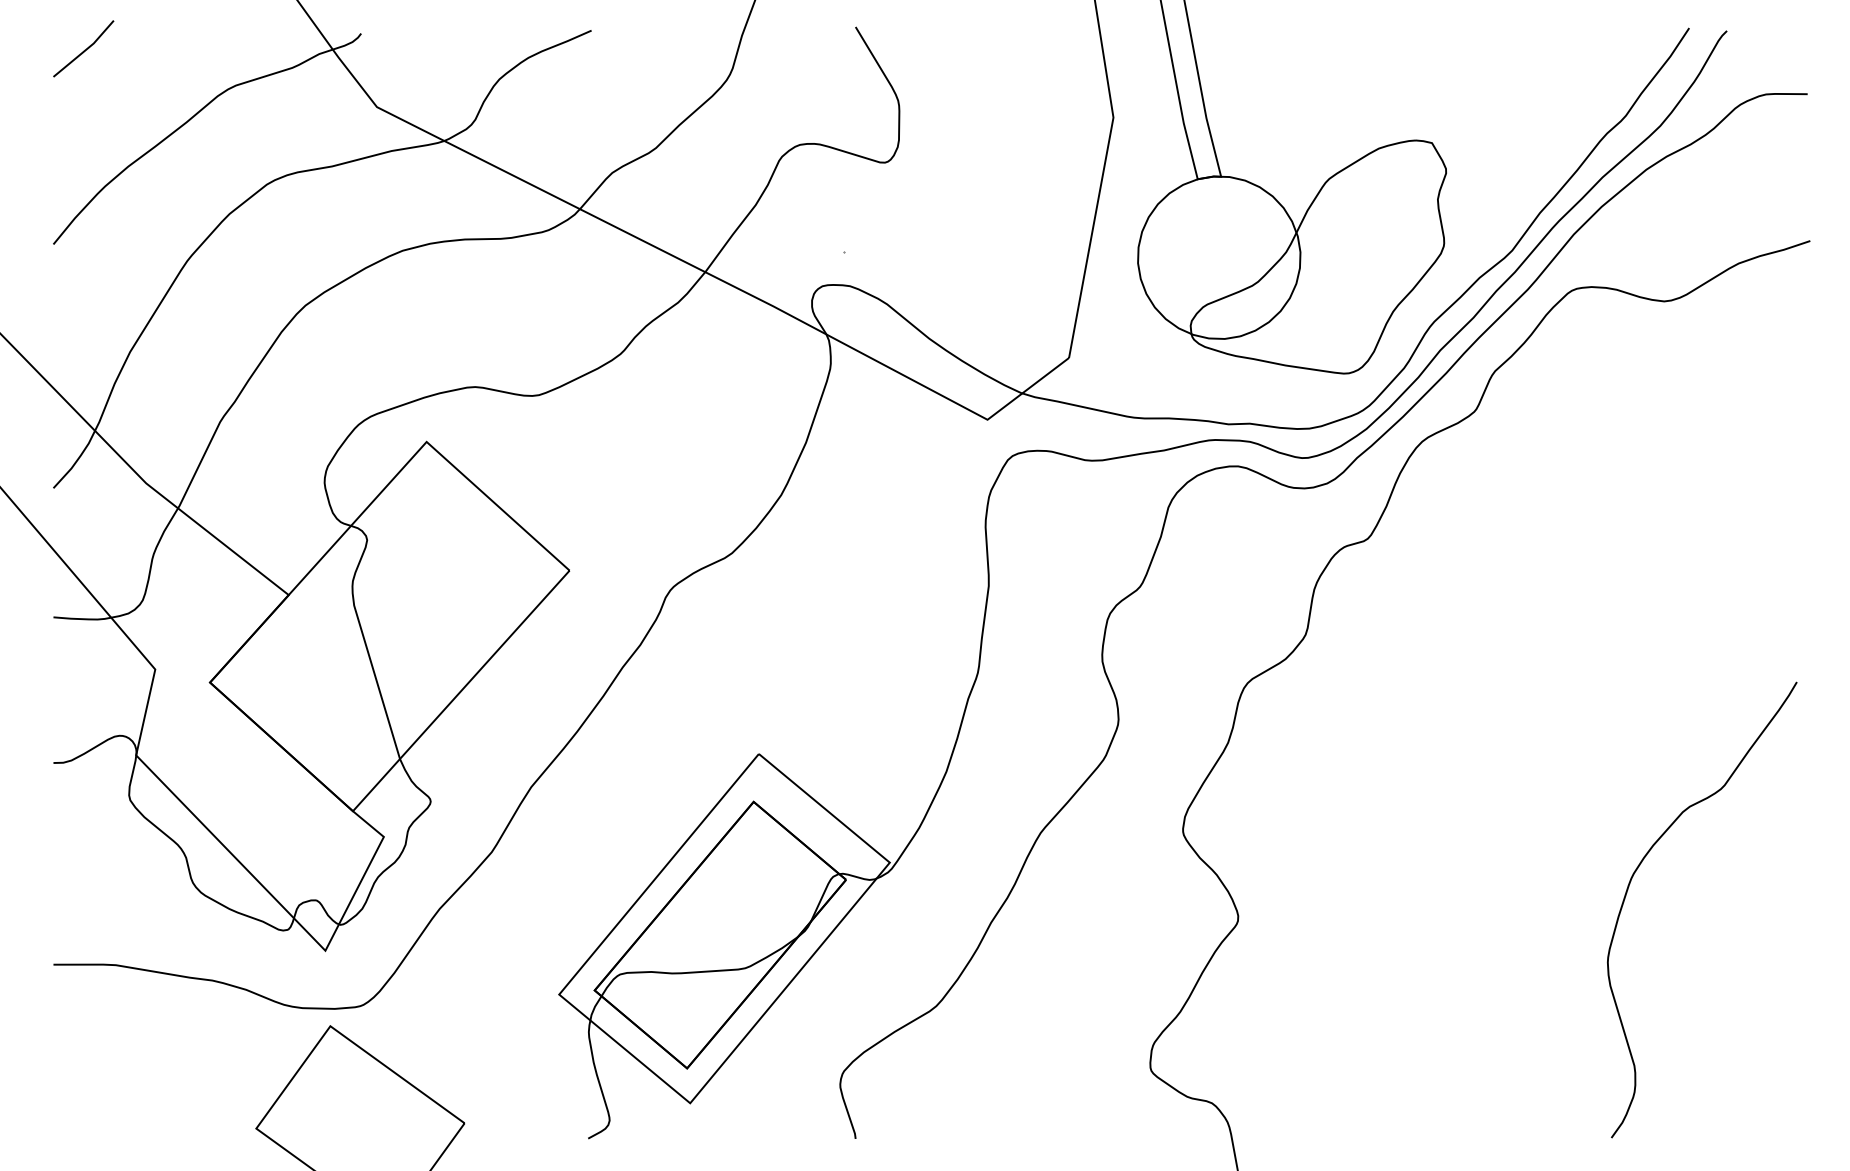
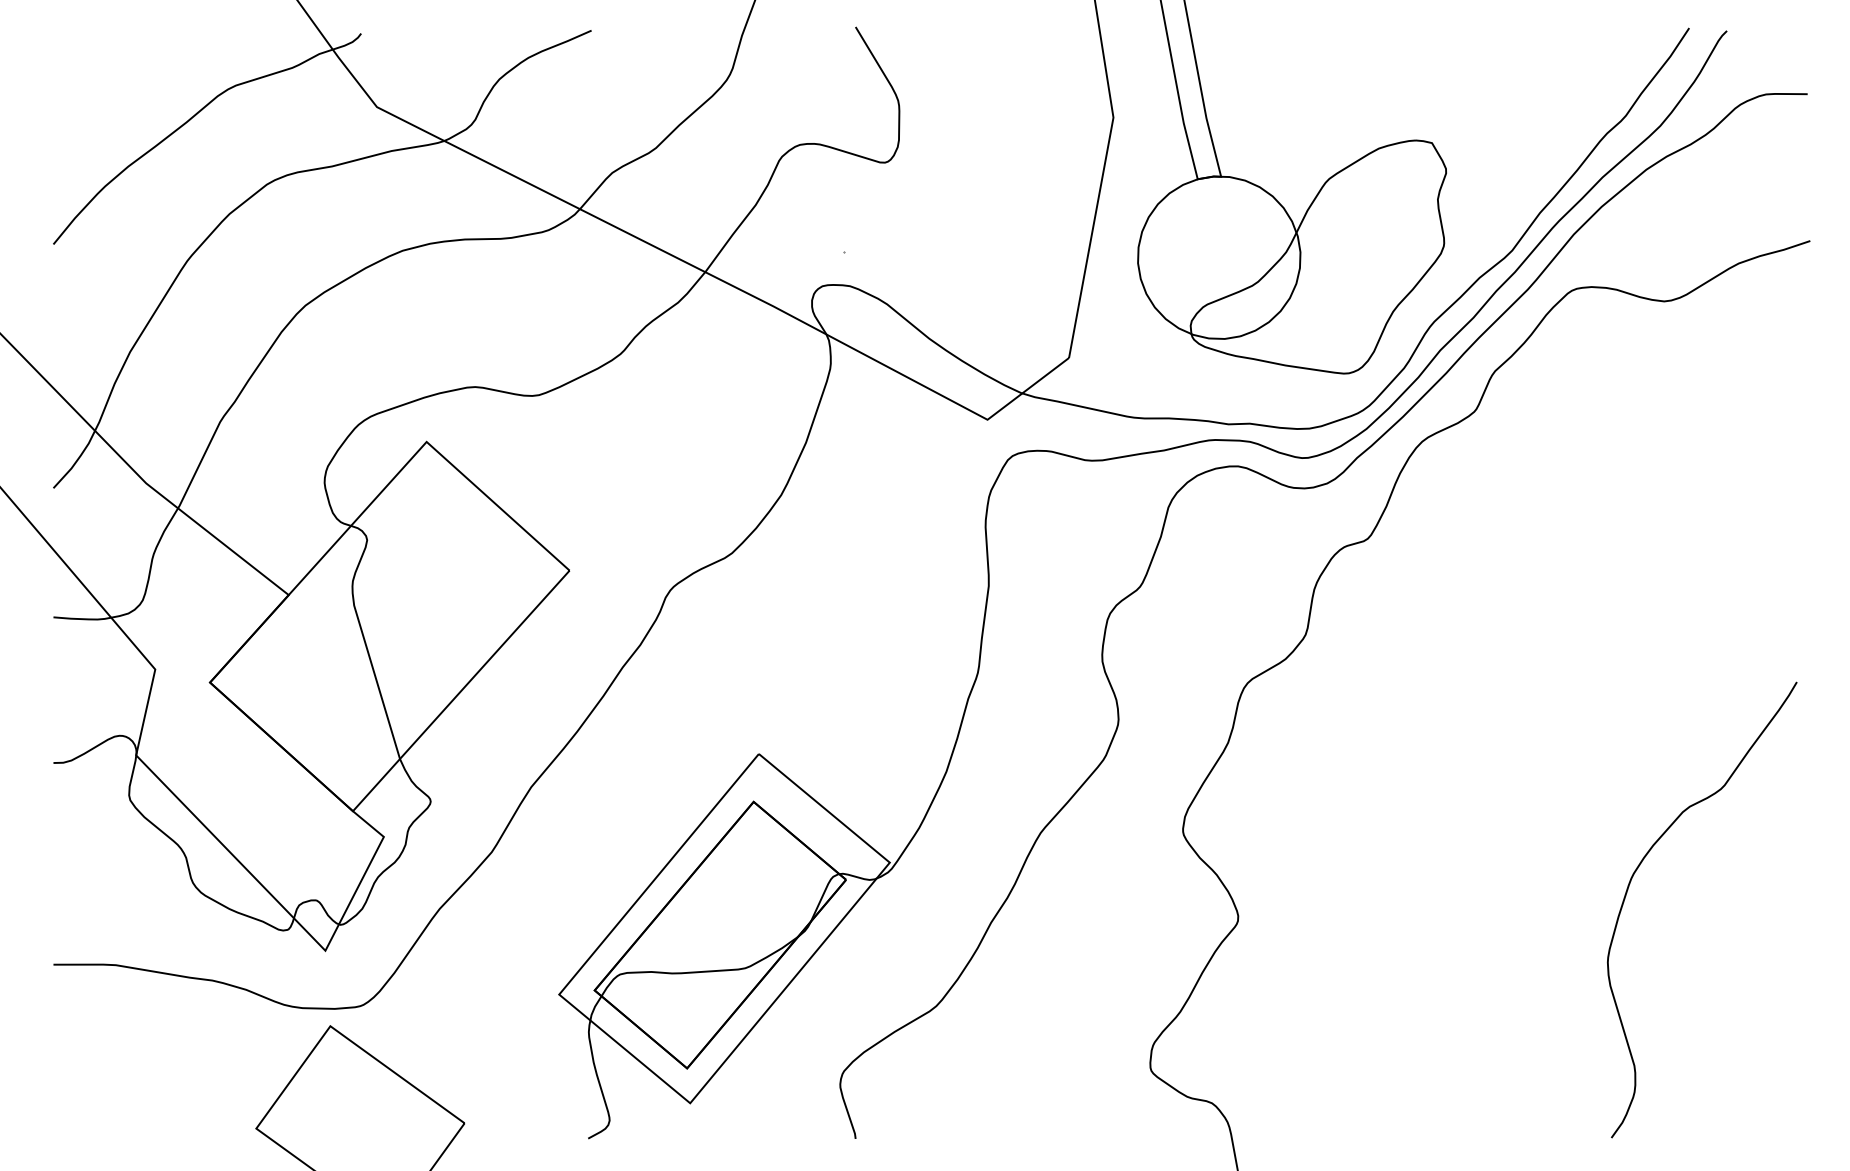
line: present -> none (84, 49)
